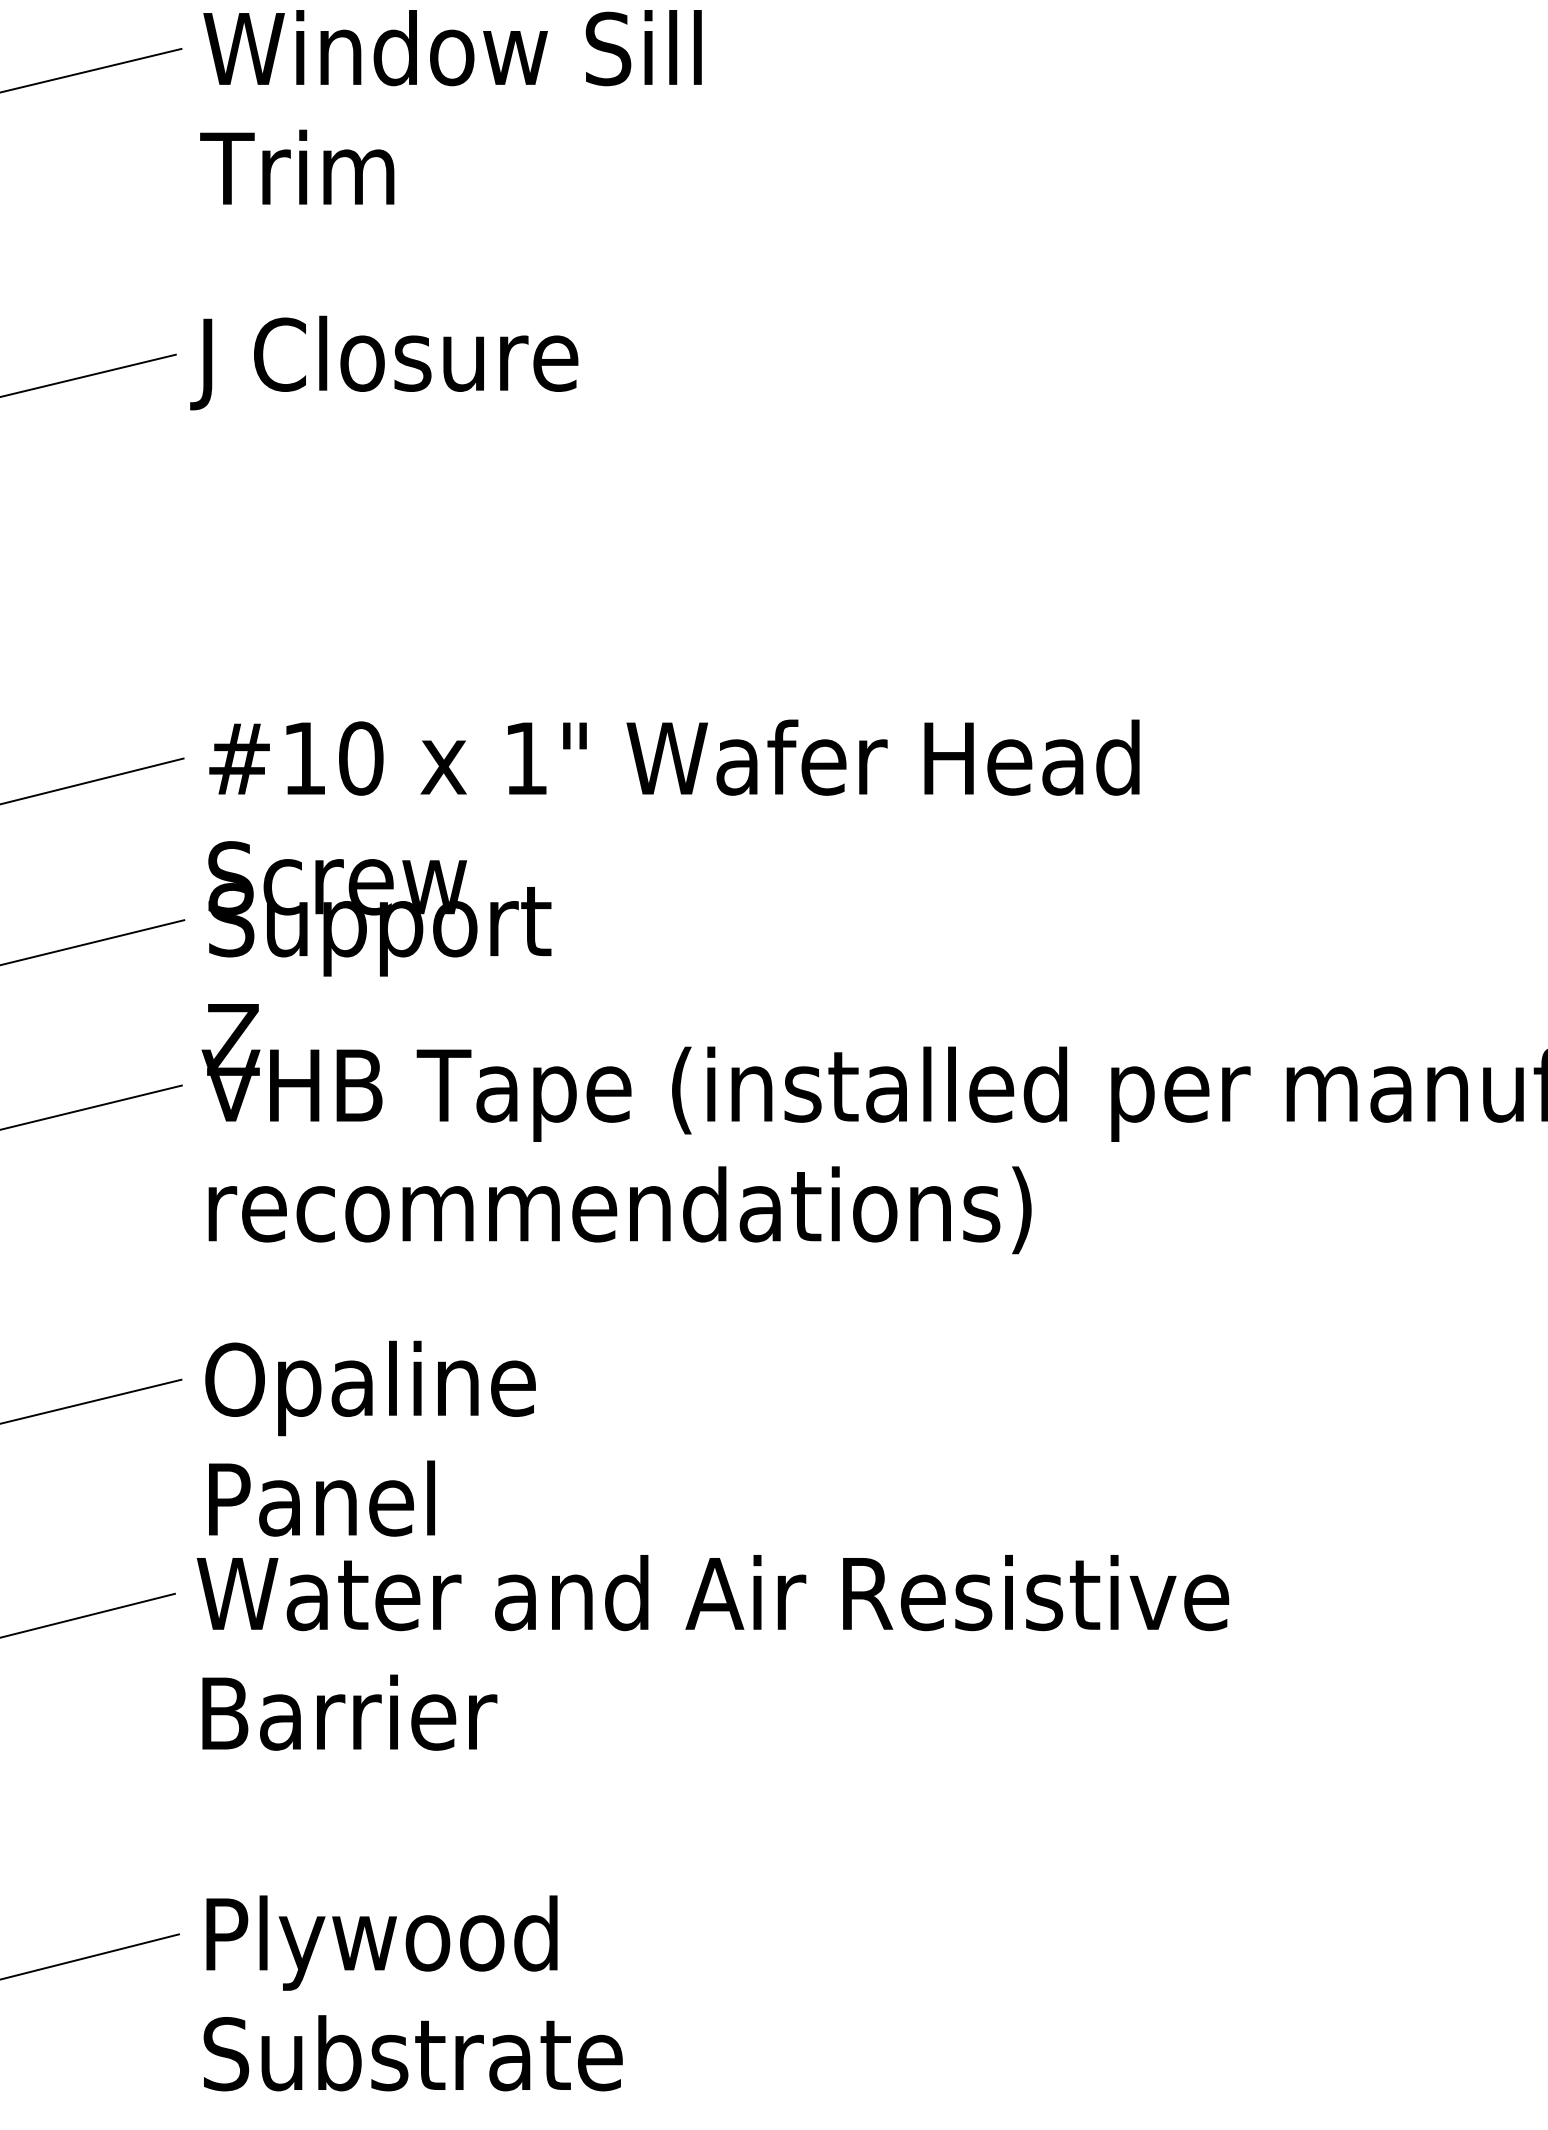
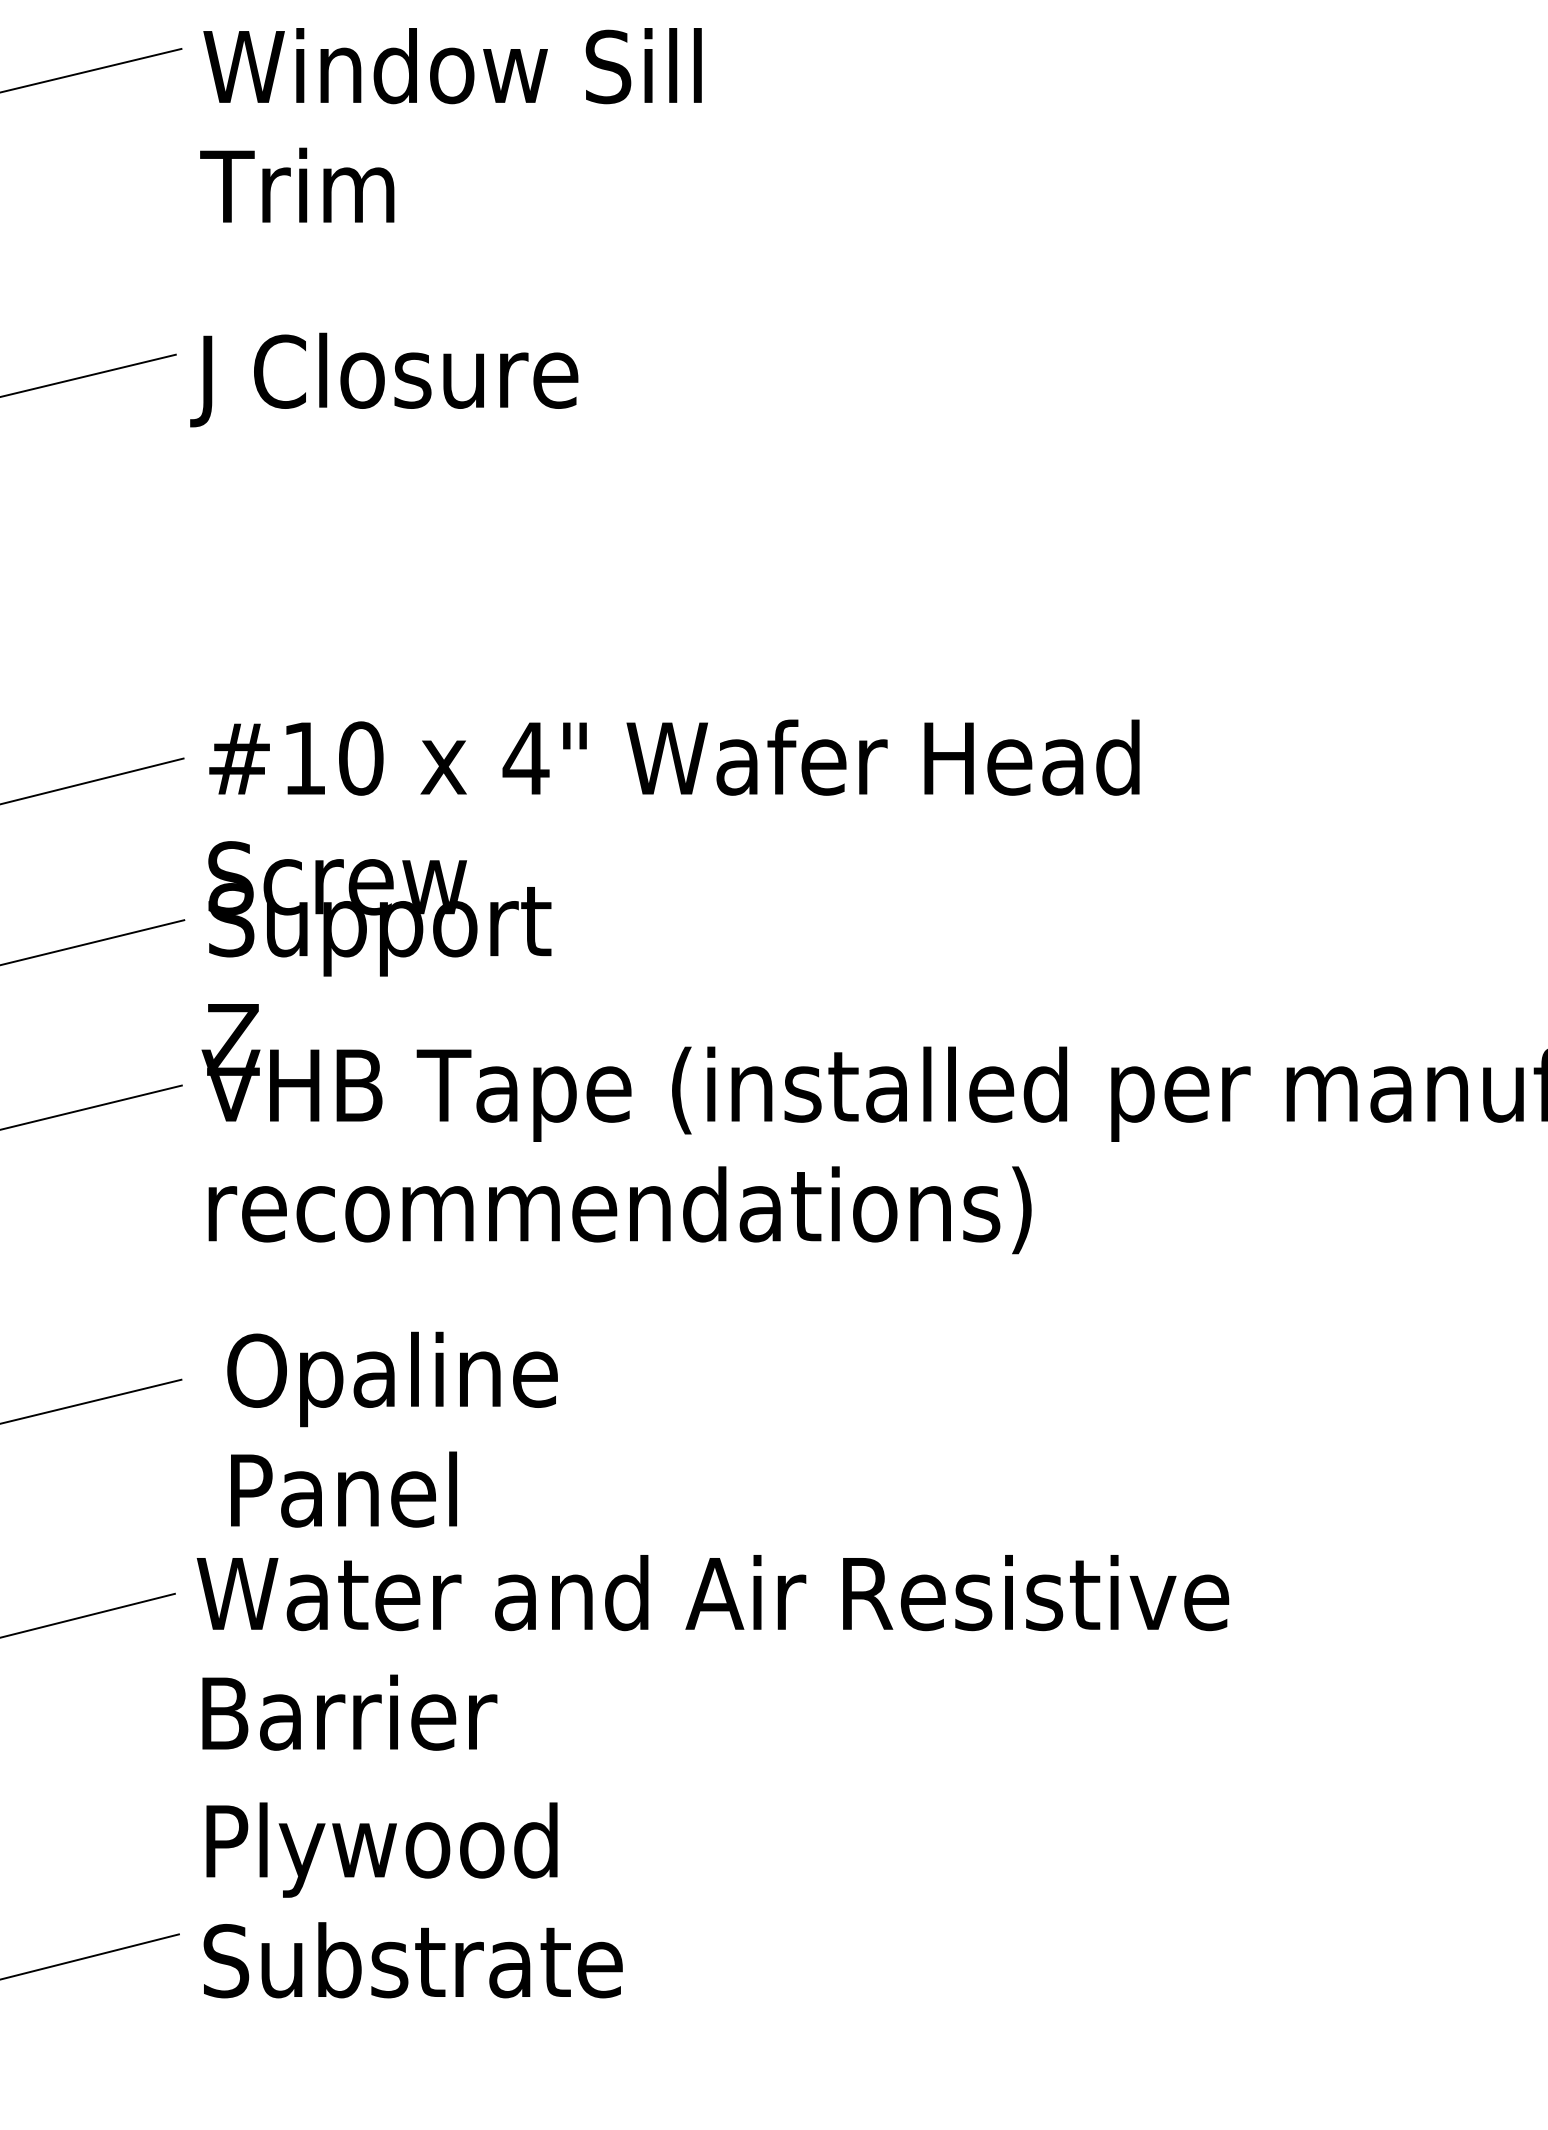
text position: (450, 107) -> (450, 125) (450, 125)
text position: (384, 362) -> (384, 379) (384, 379)
text: 1" -> 4" (525, 758)
text position: (370, 1438) -> (392, 1429) (392, 1429)
text position: (412, 1993) -> (412, 1900) (412, 1900)
